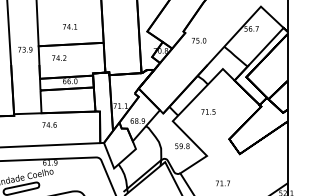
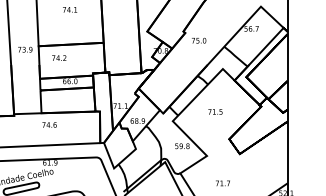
part position: (70, 26) -> (70, 9) (70, 9)
part position: (208, 111) -> (215, 111) (215, 111)
